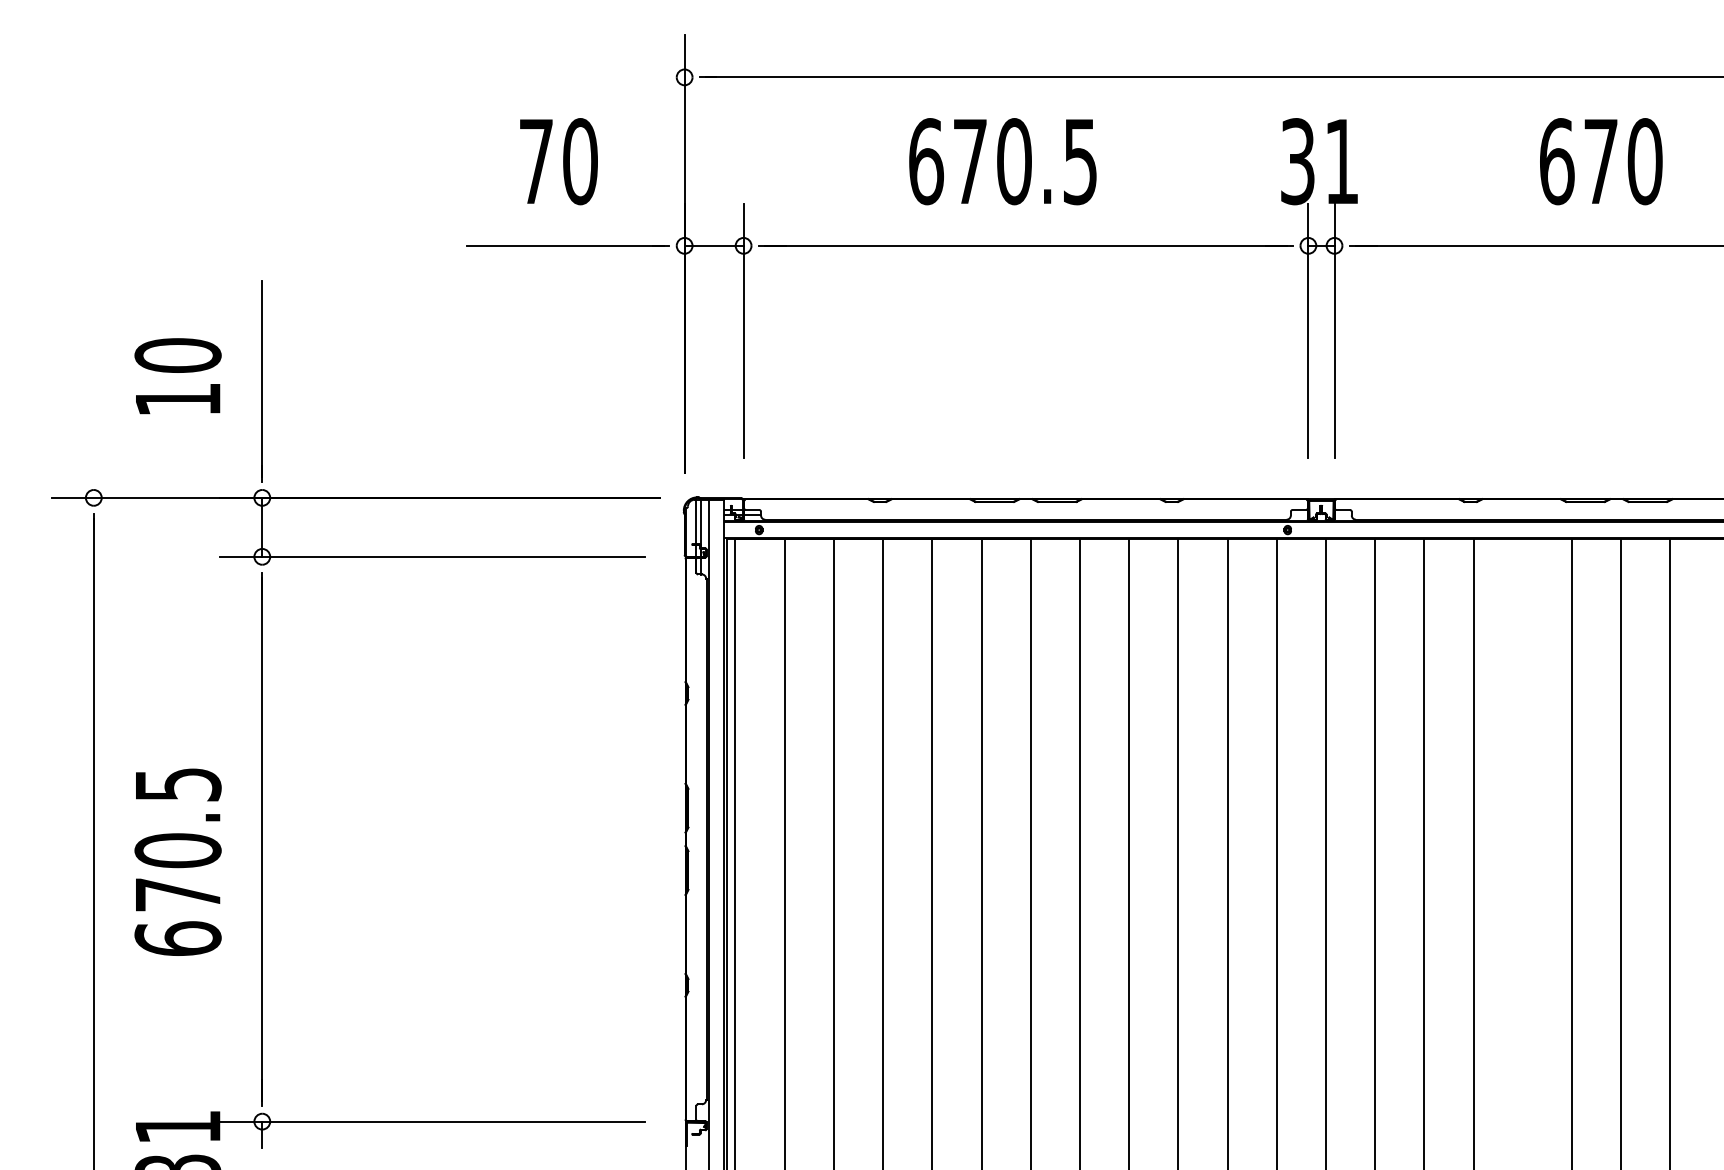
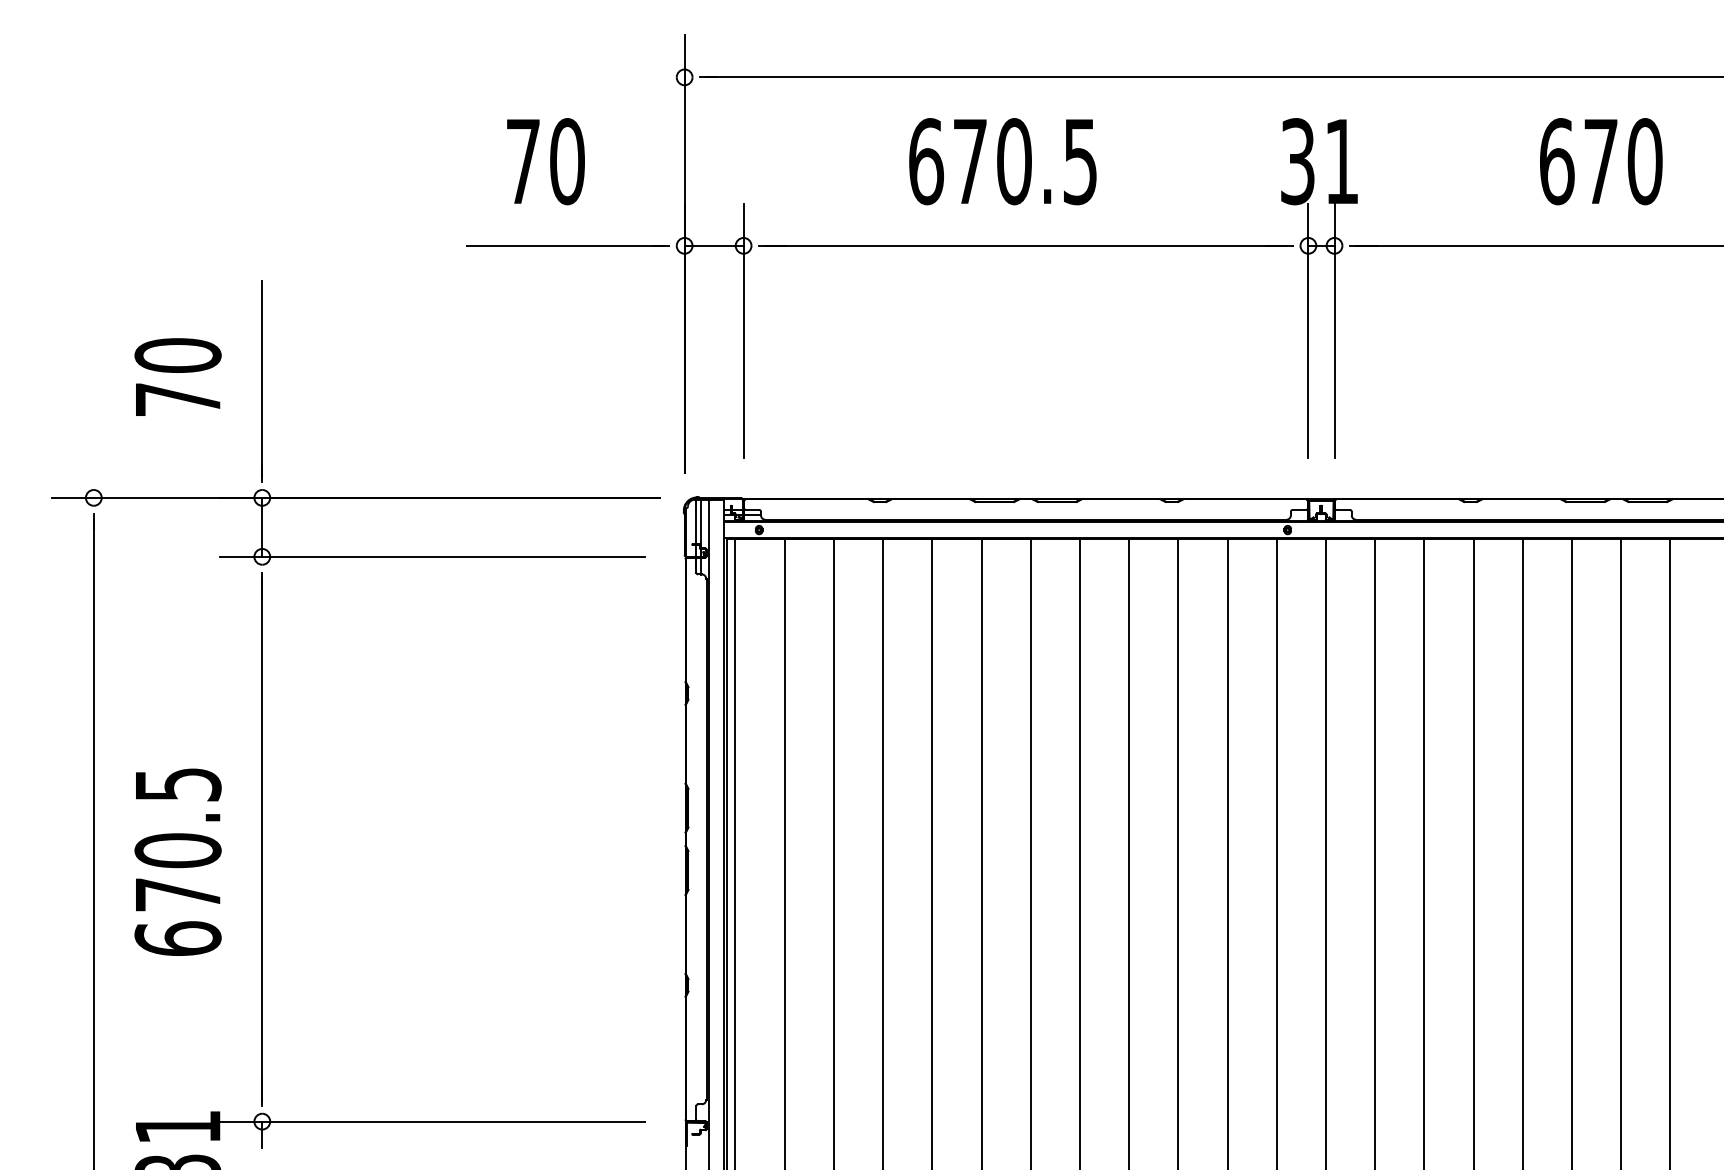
text position: (558, 161) -> (545, 161) (545, 161)
text: 10 -> 70 (178, 399)
line: none -> present (1522, 852)
